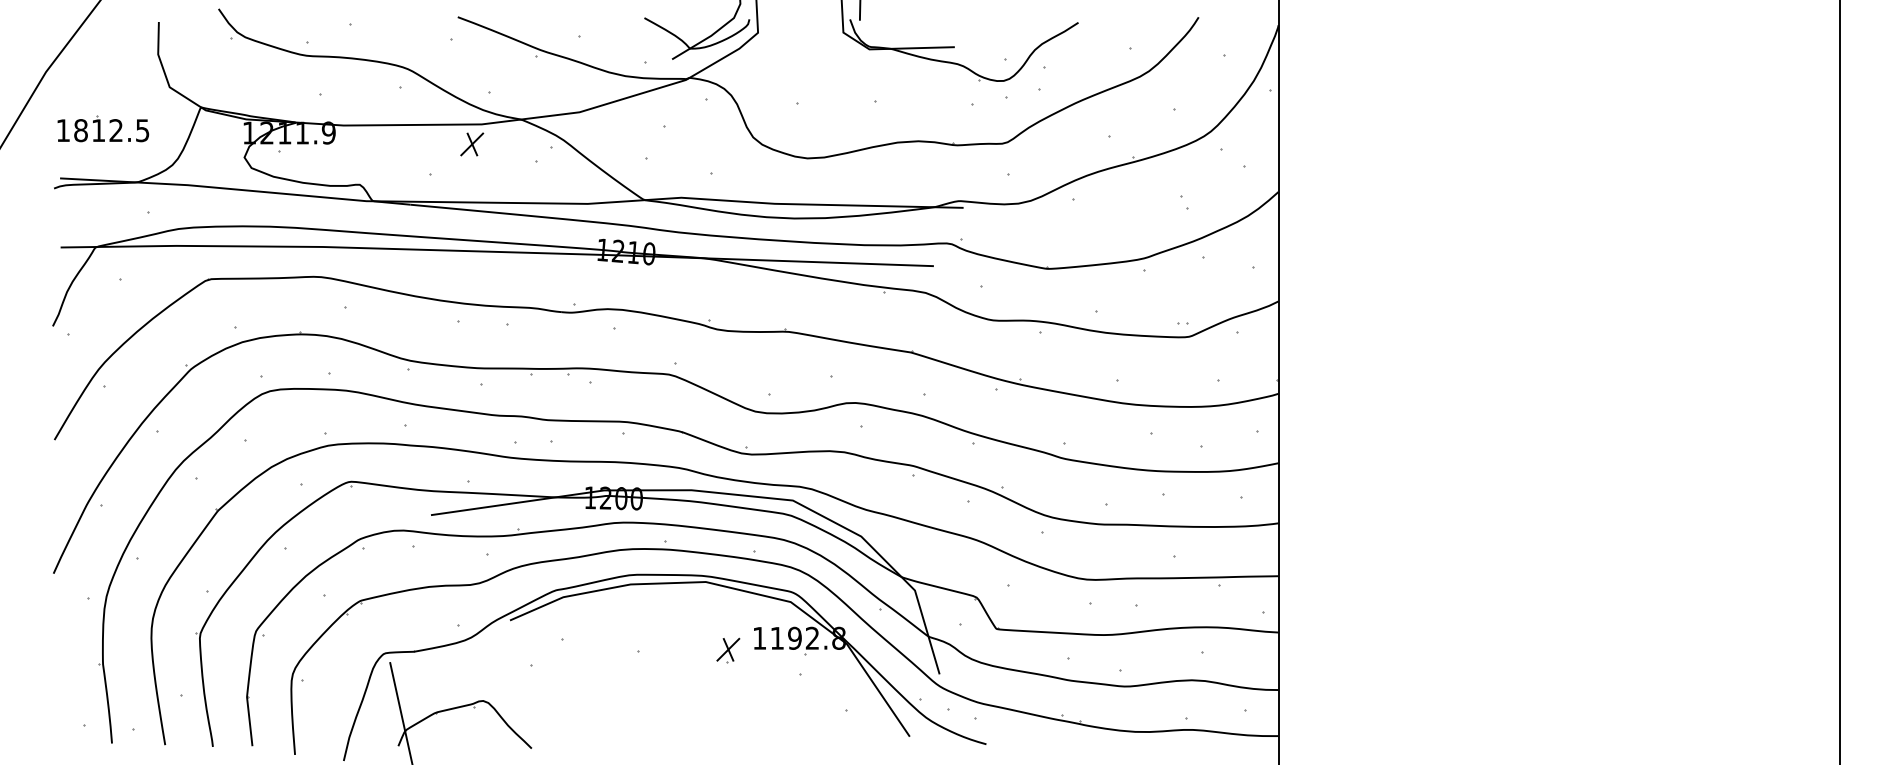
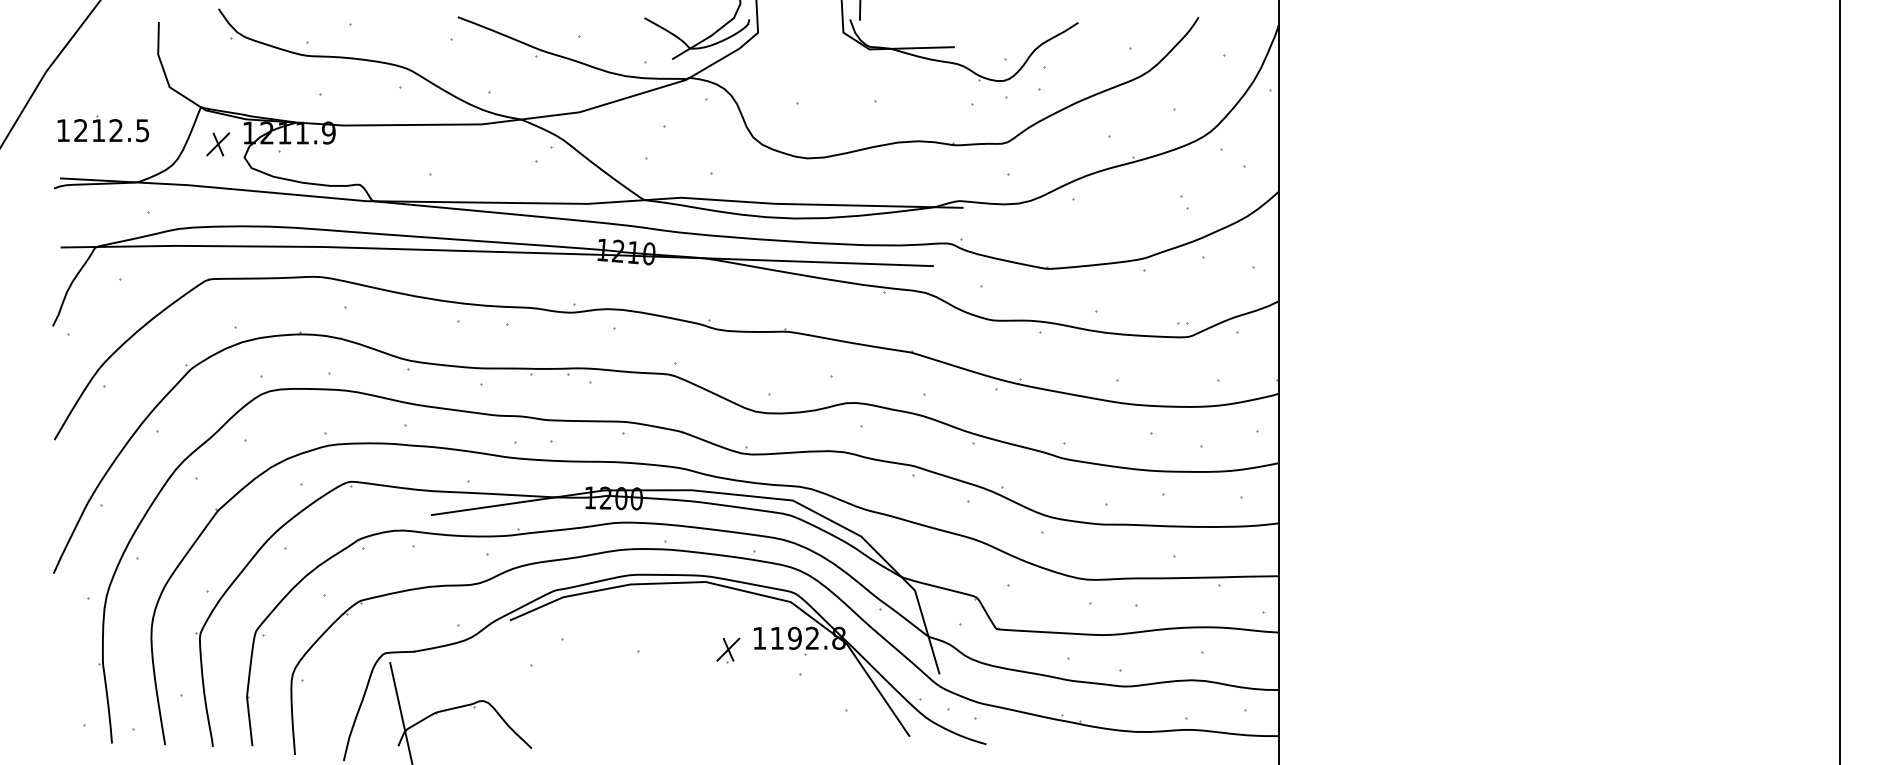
text: 1812.5 -> 1212.5 (80, 130)
part position: (472, 144) -> (218, 144) (218, 144)
